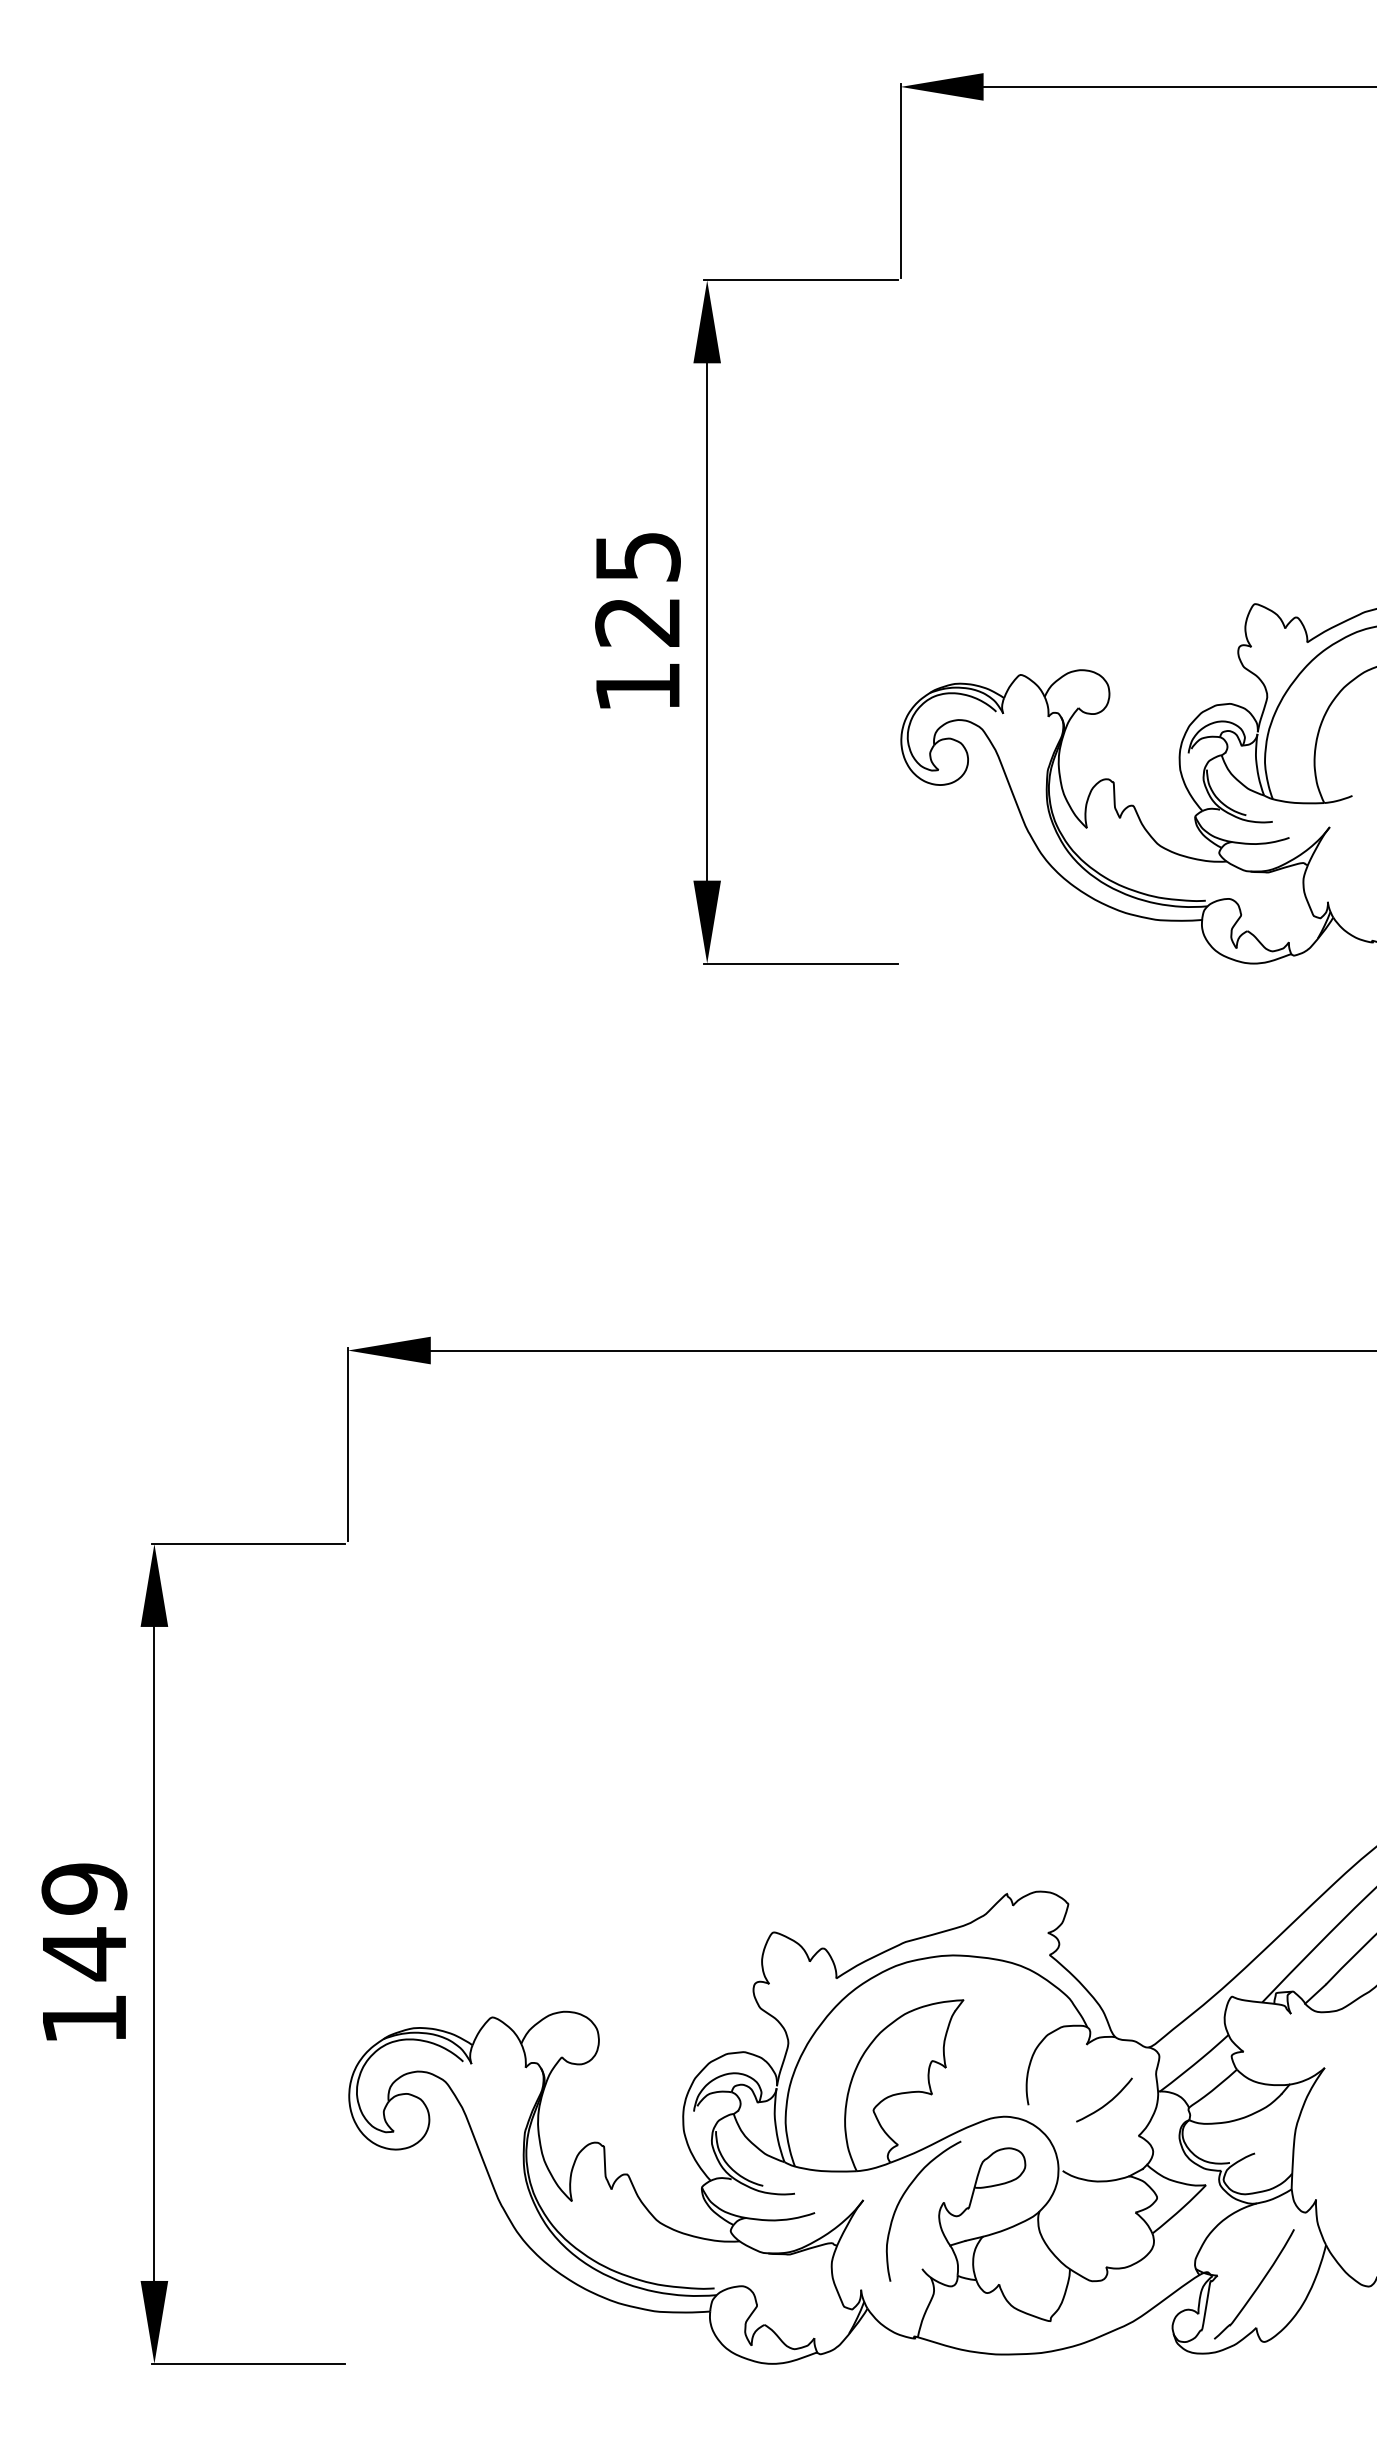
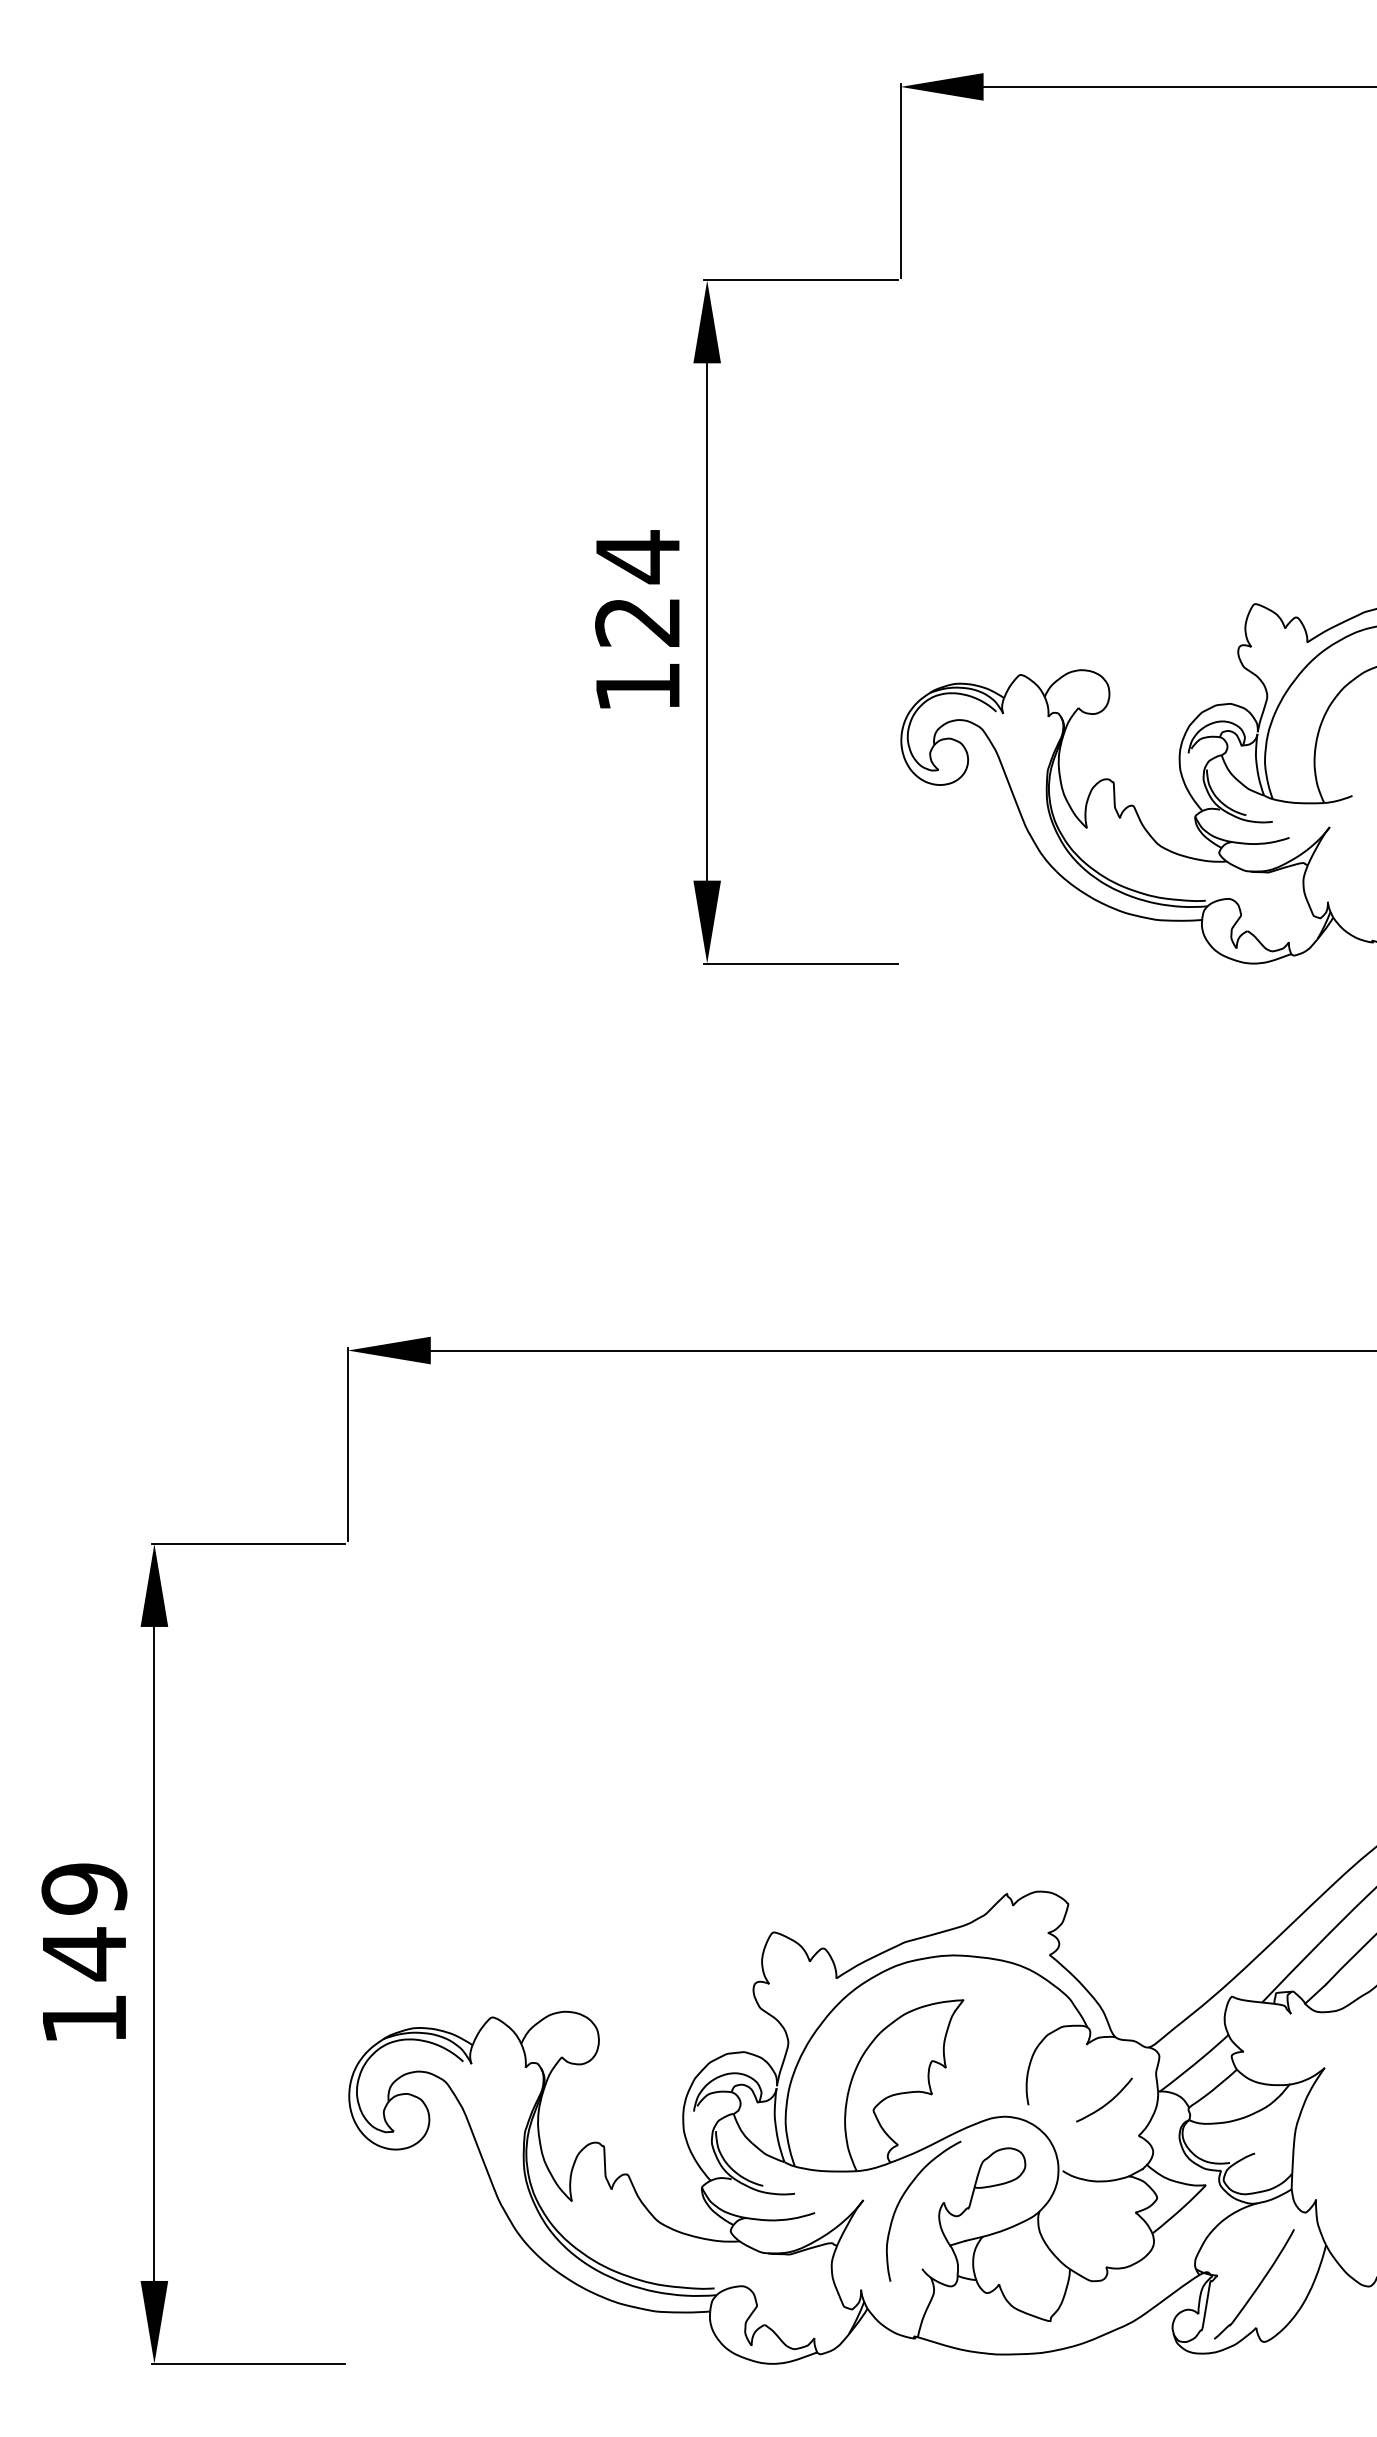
text: 125 -> 124 (638, 557)
